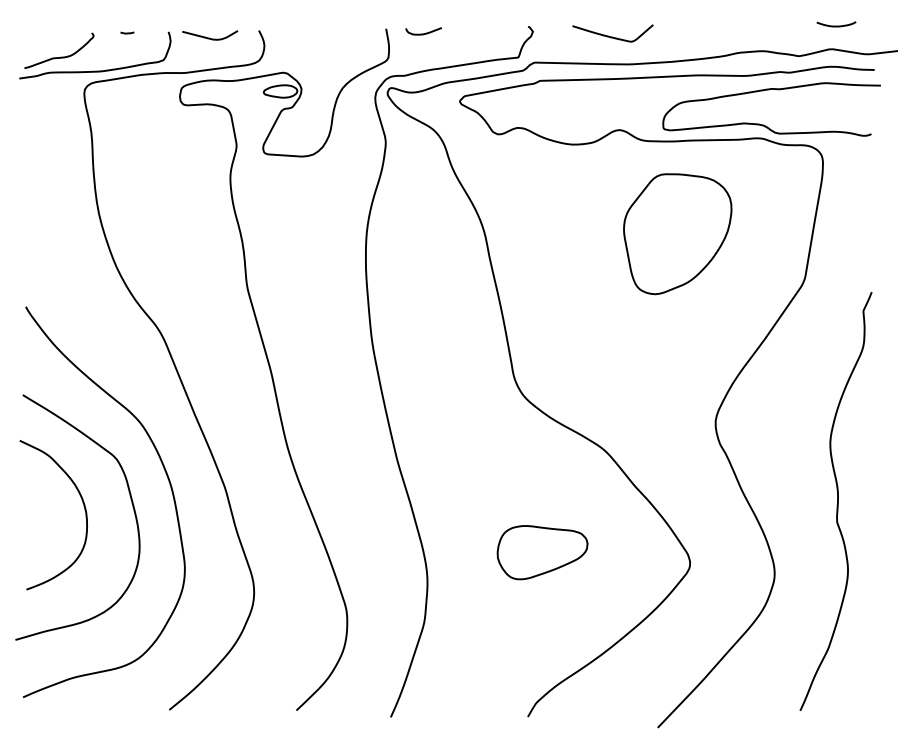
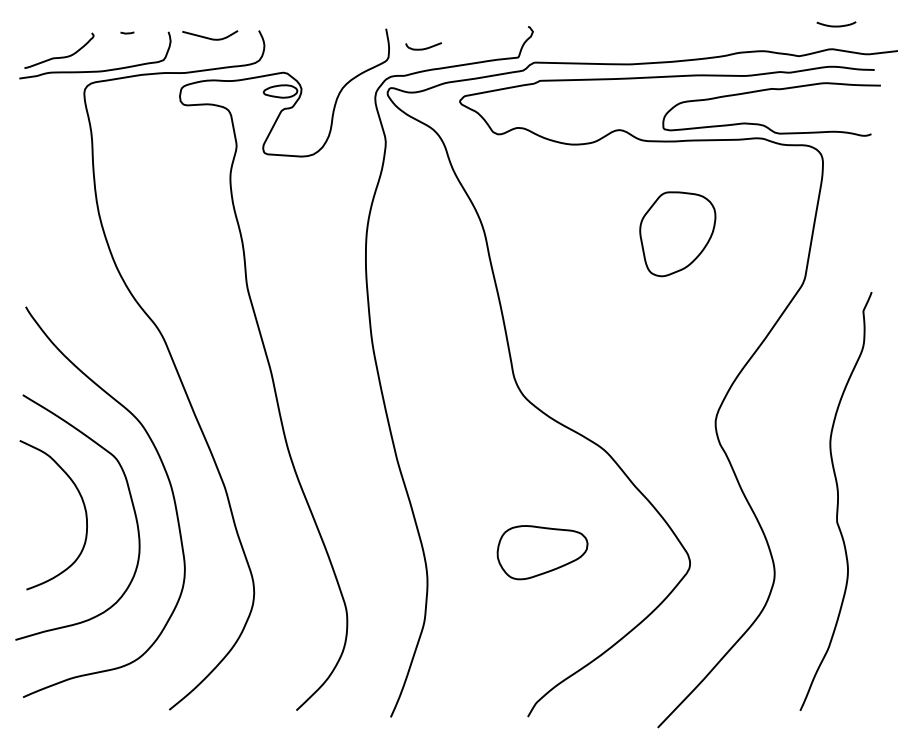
curve position: (423, 33) -> (423, 48) (423, 48)
curve: present -> none (612, 36)
part size: 110x123 px -> 78x87 px (677, 234)
